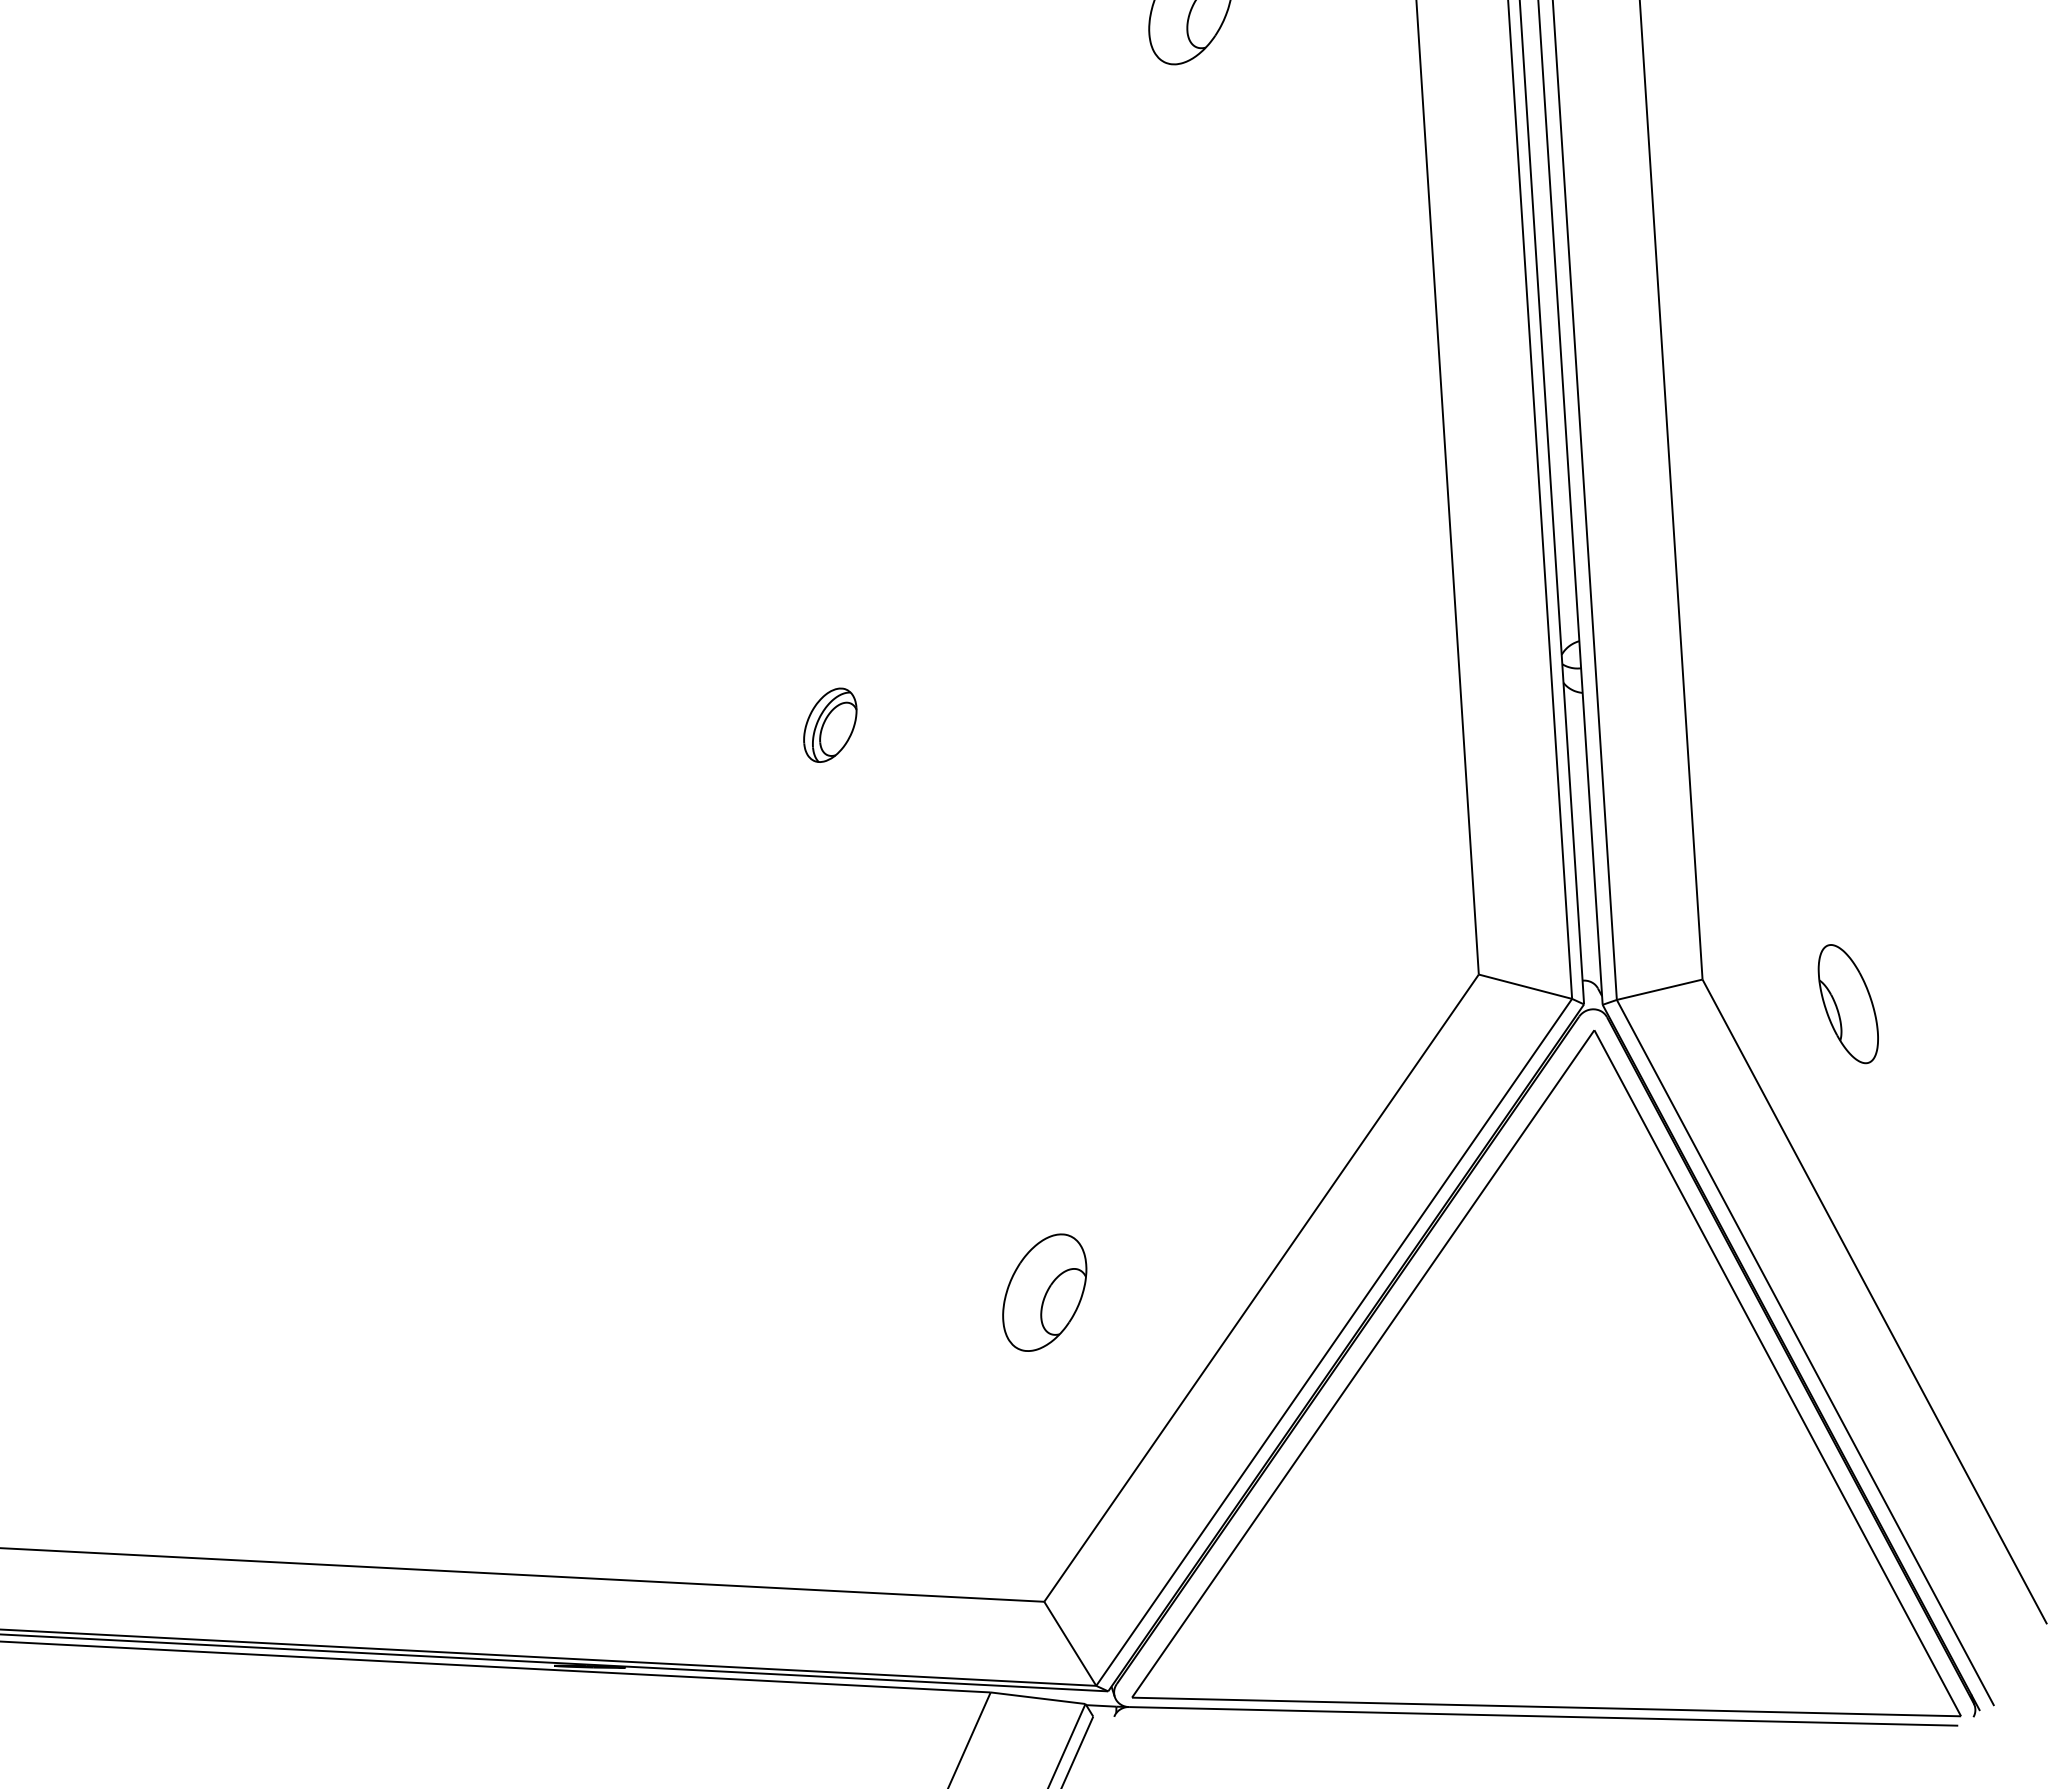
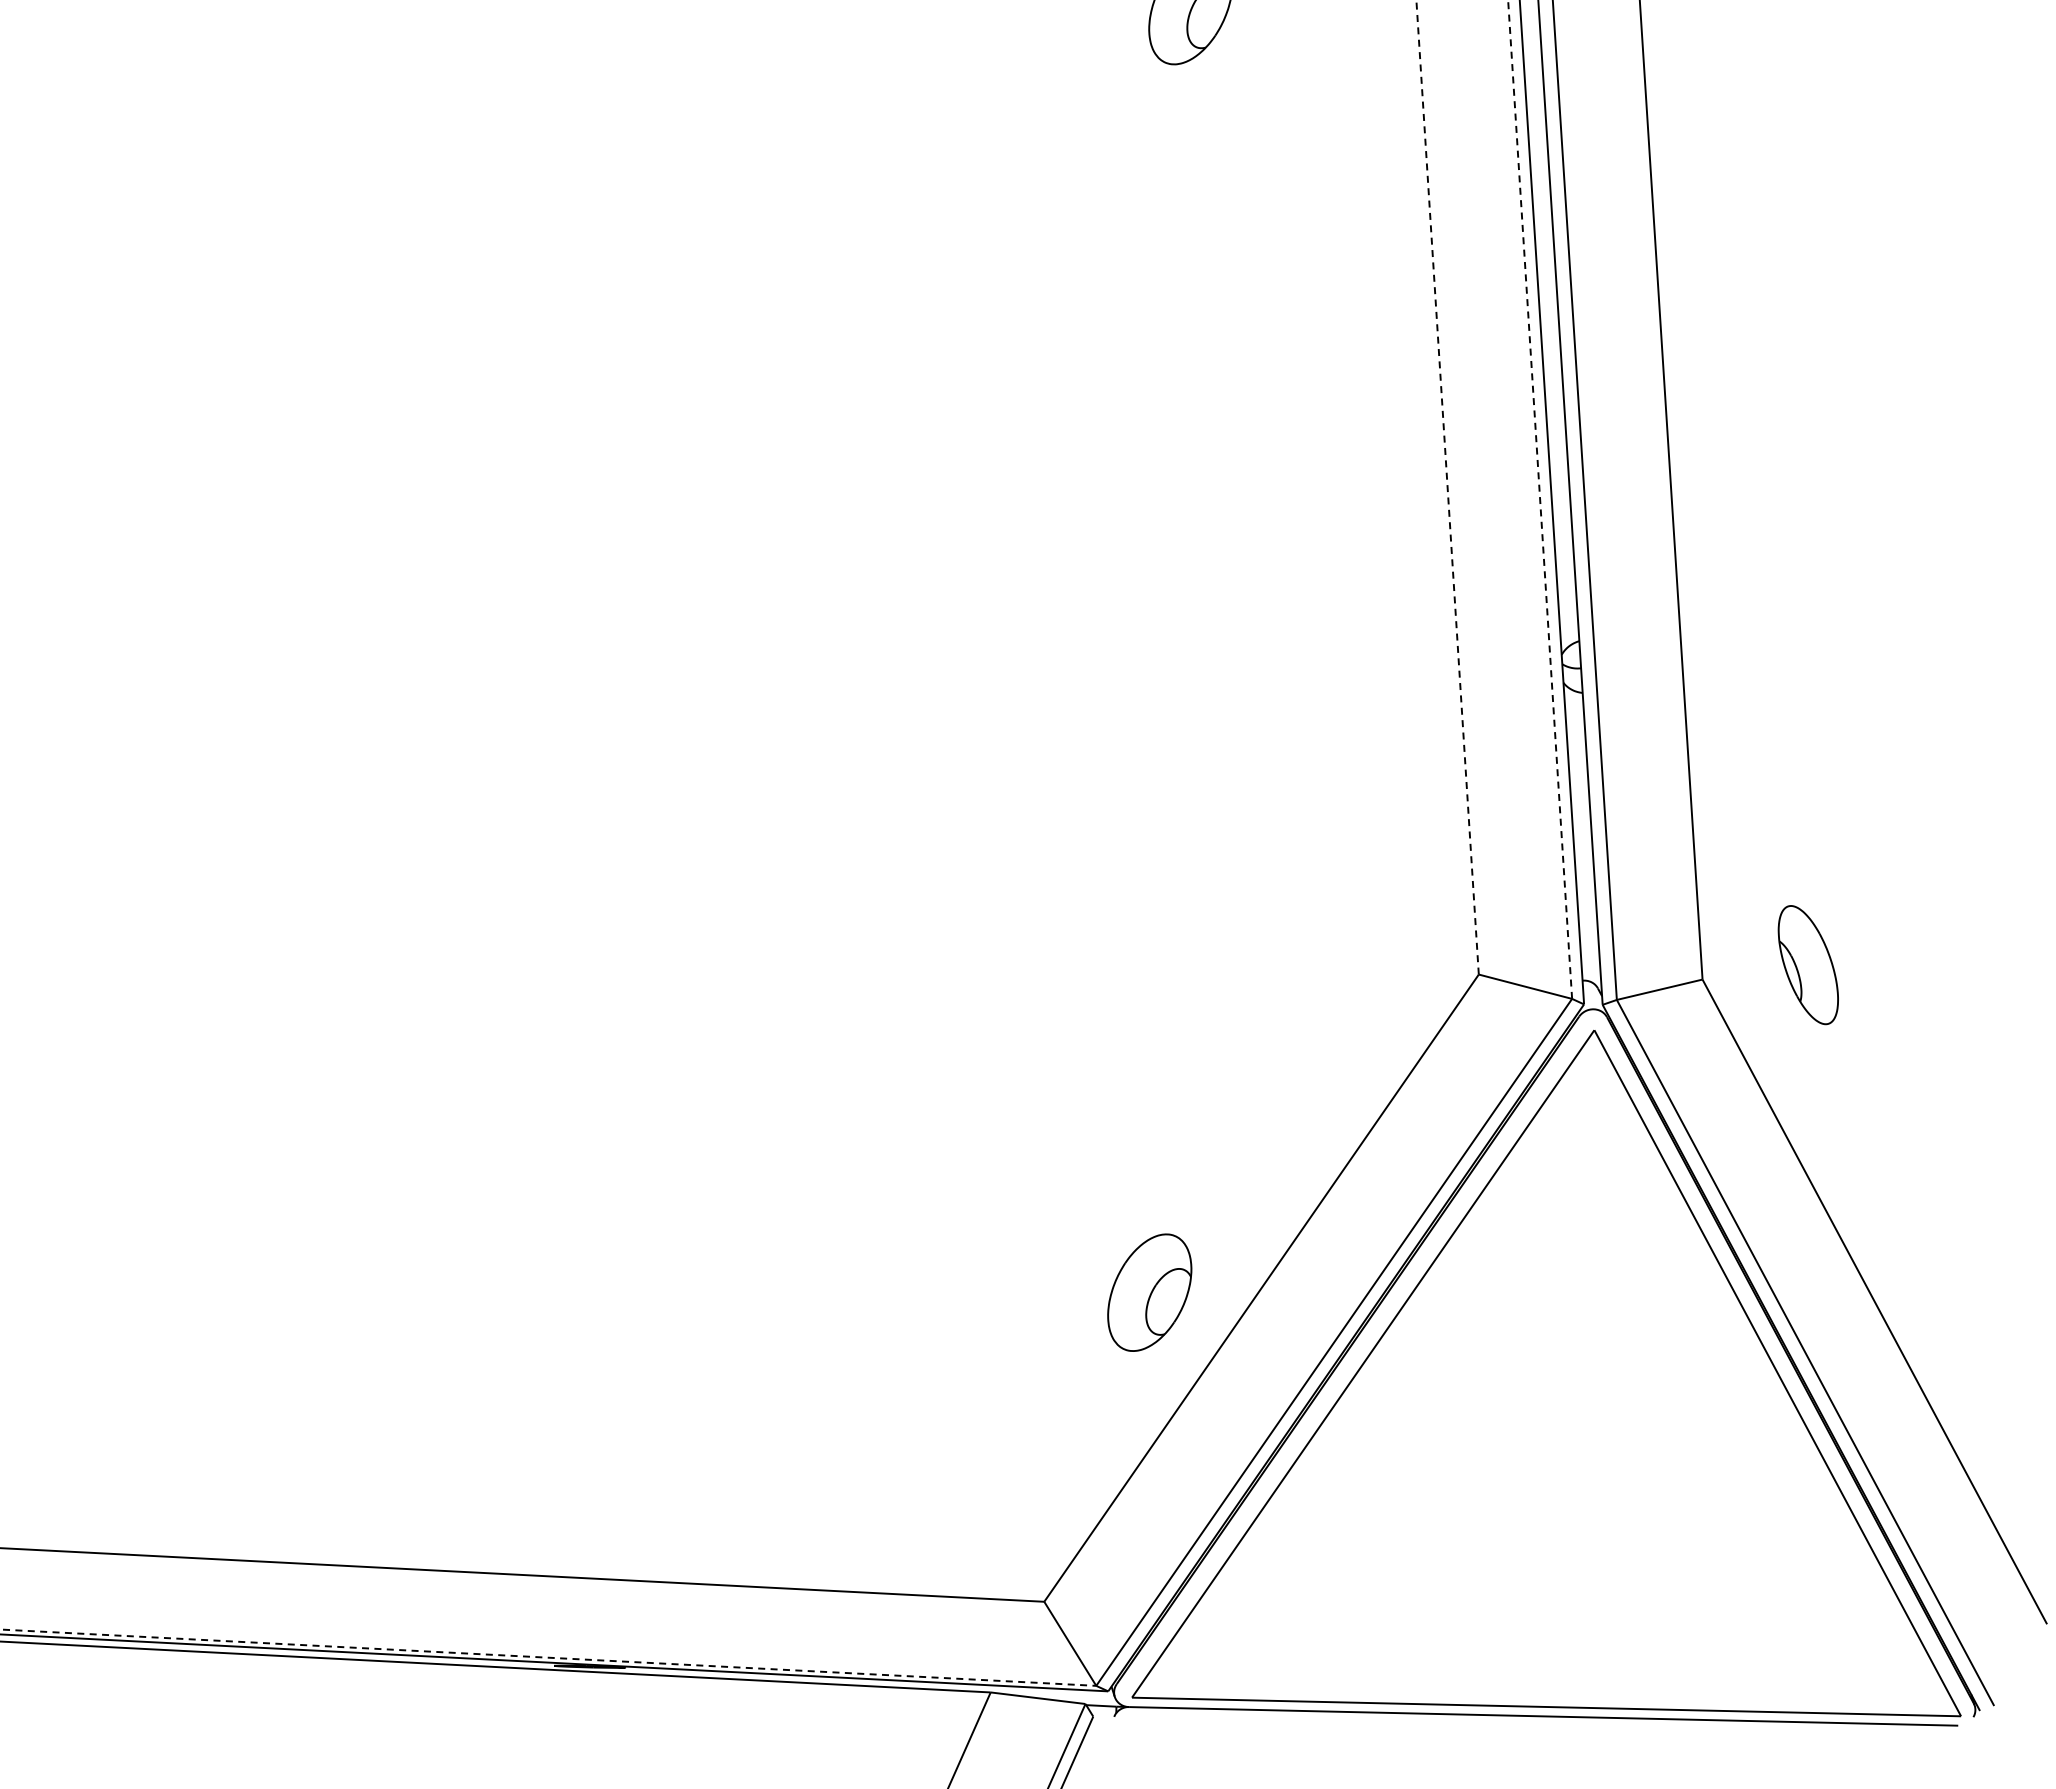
line: solid -> dashed (1447, 487)
line: solid -> dashed (1540, 498)
part: present -> none (830, 724)
part position: (1847, 1004) -> (1807, 965) (1807, 965)
part position: (1044, 1292) -> (1149, 1292) (1149, 1292)
line: solid -> dashed (549, 1657)
